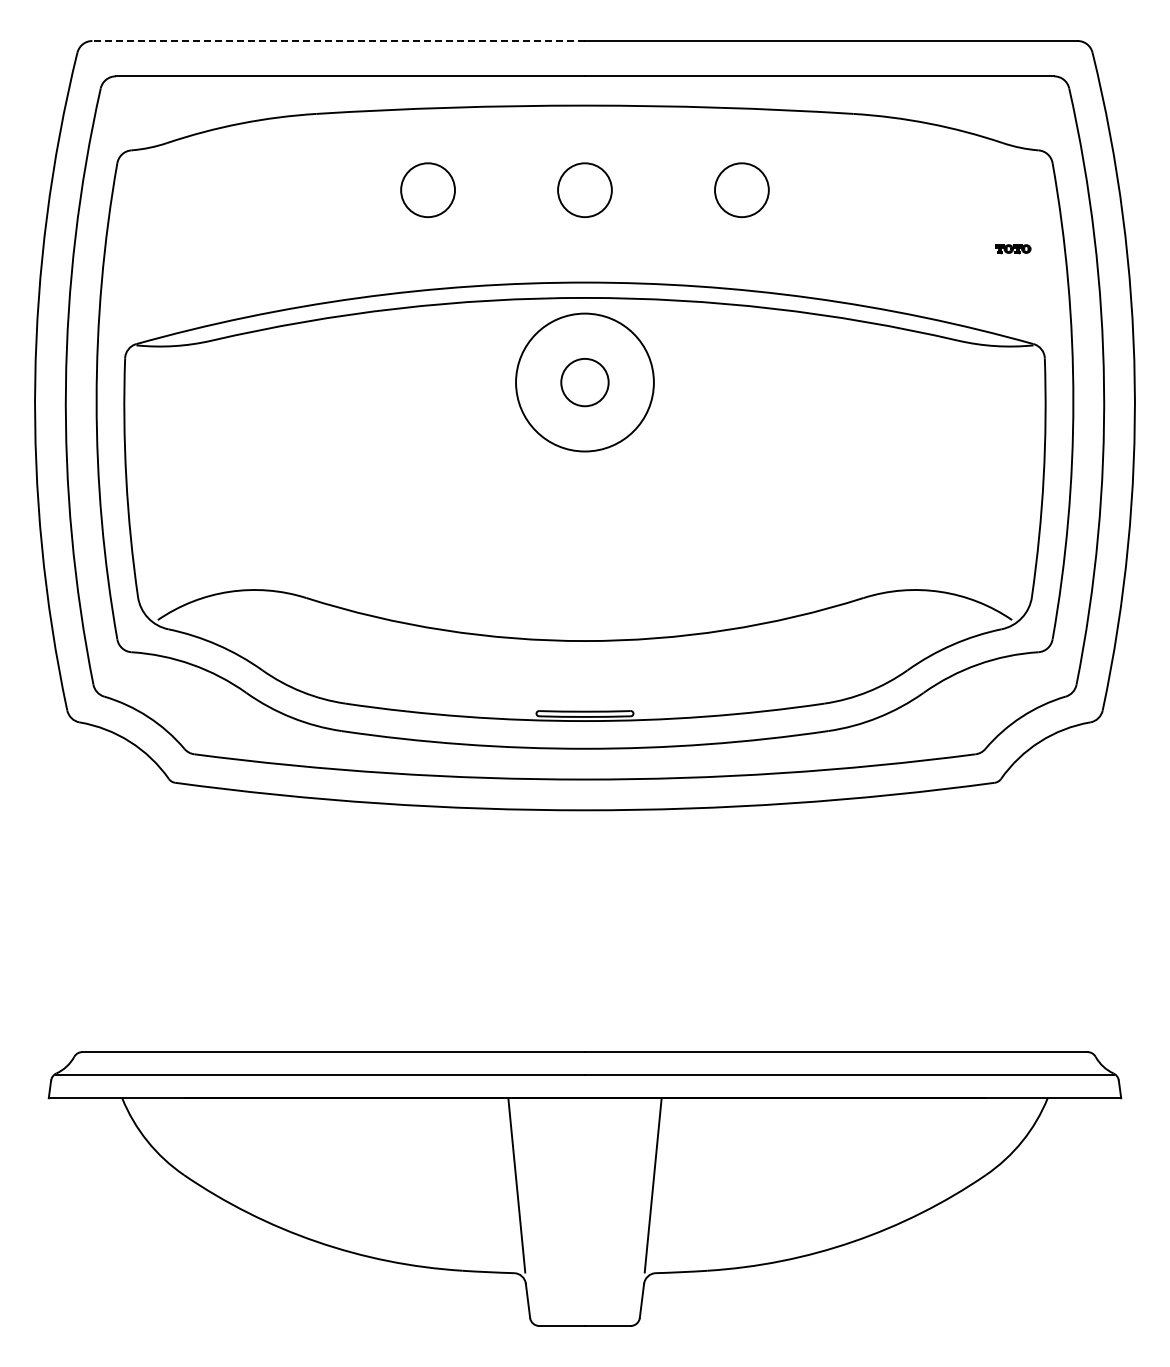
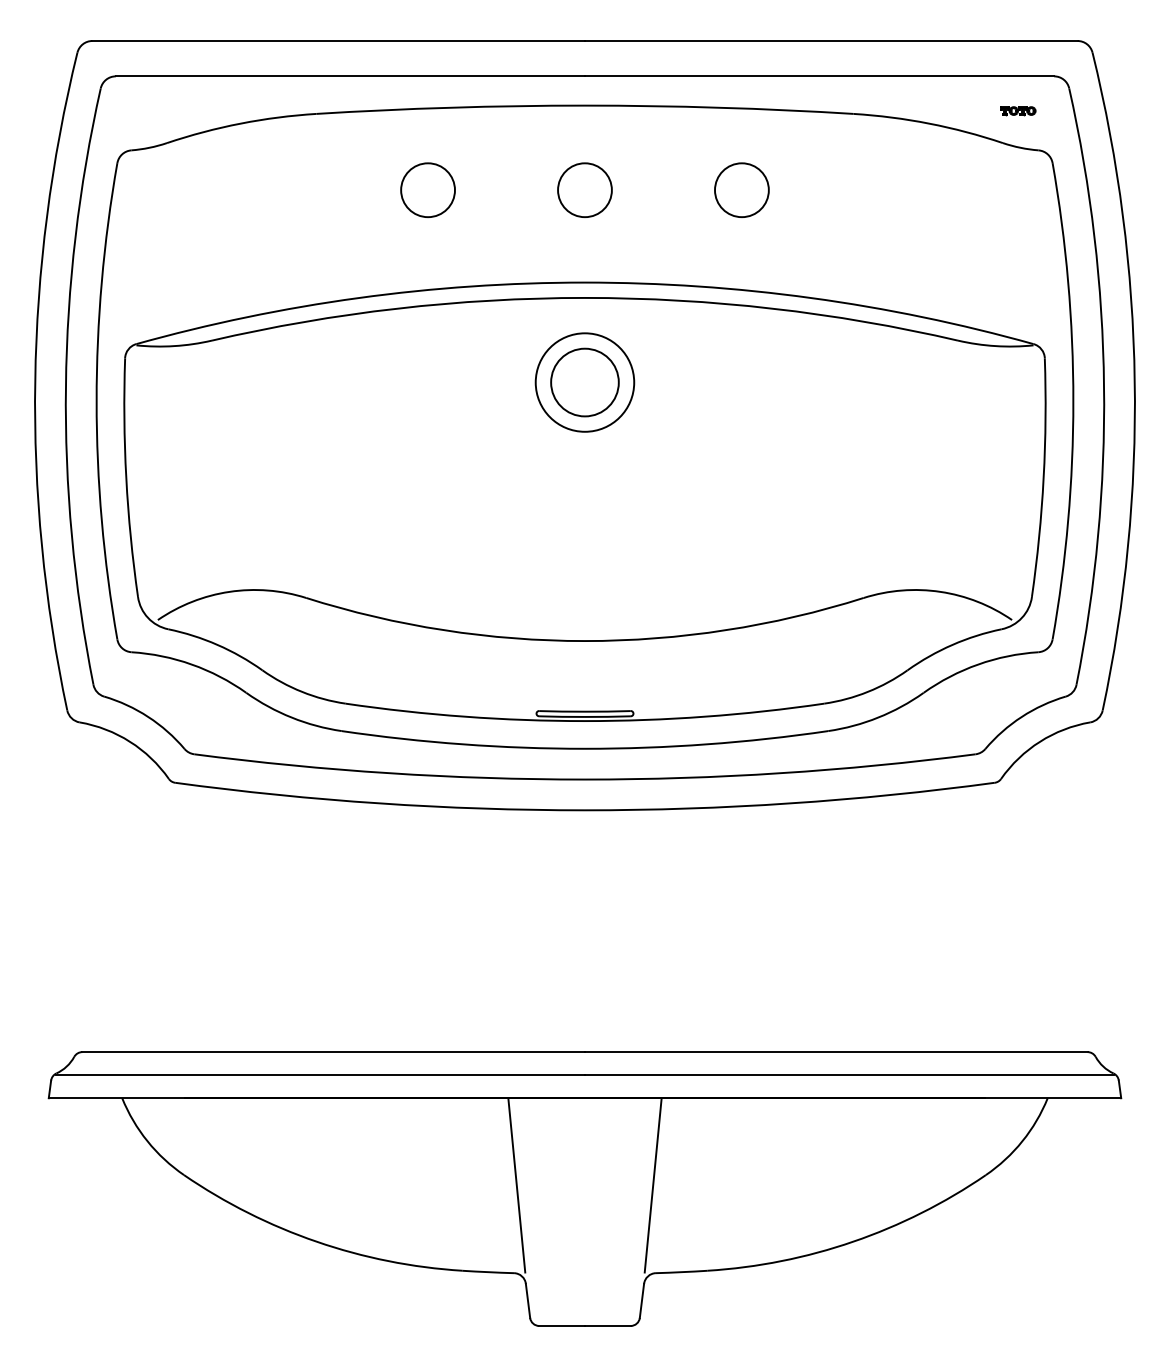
line: dashed -> solid (338, 41)
part position: (1013, 249) -> (1018, 111) (1018, 111)
circle diameter: 138 px -> 98 px (584, 382)
circle diameter: 47 px -> 68 px (584, 382)
